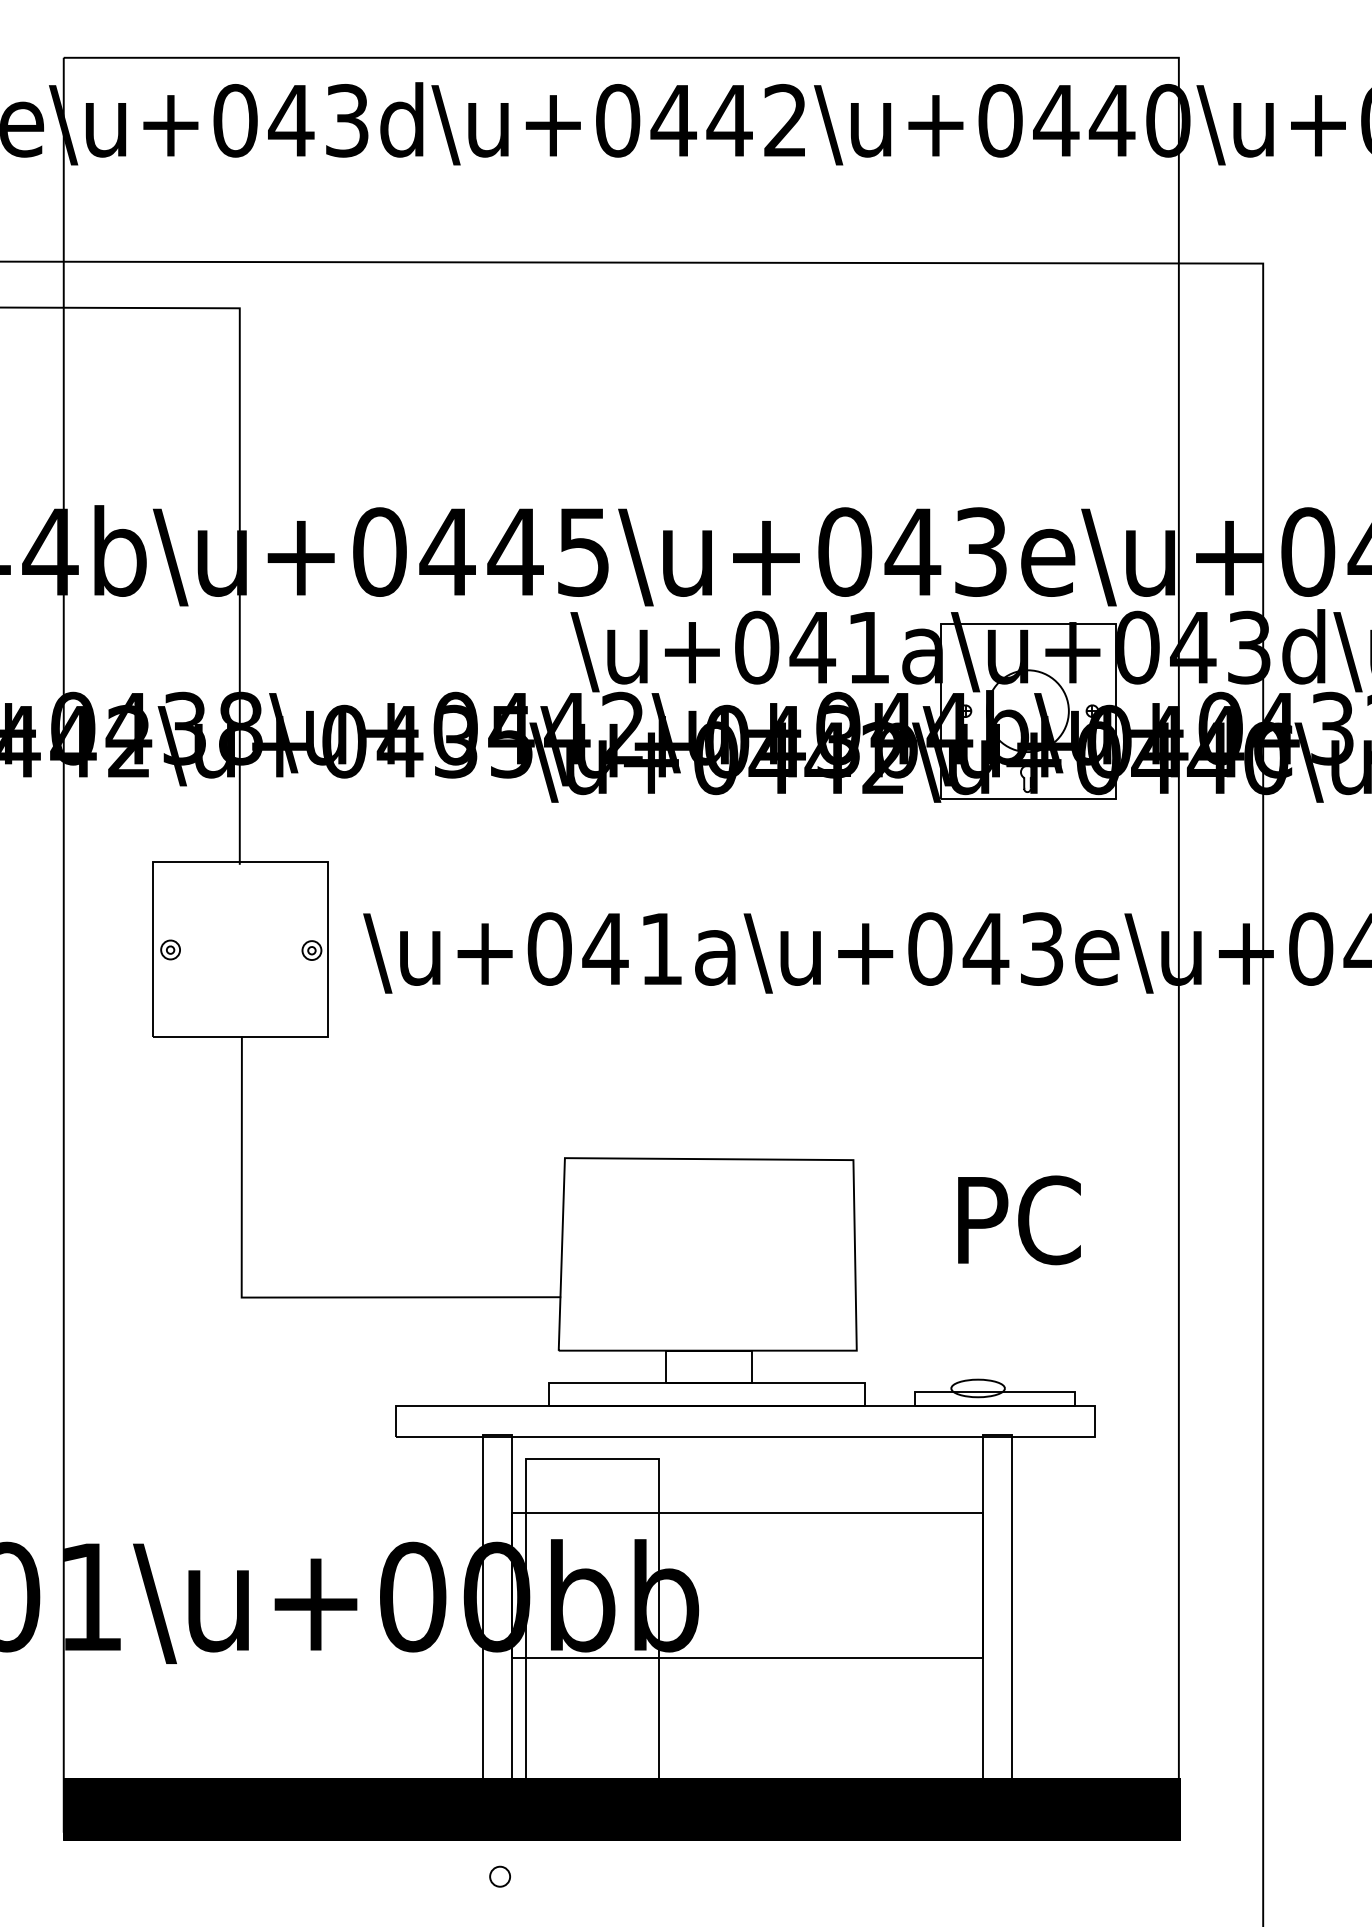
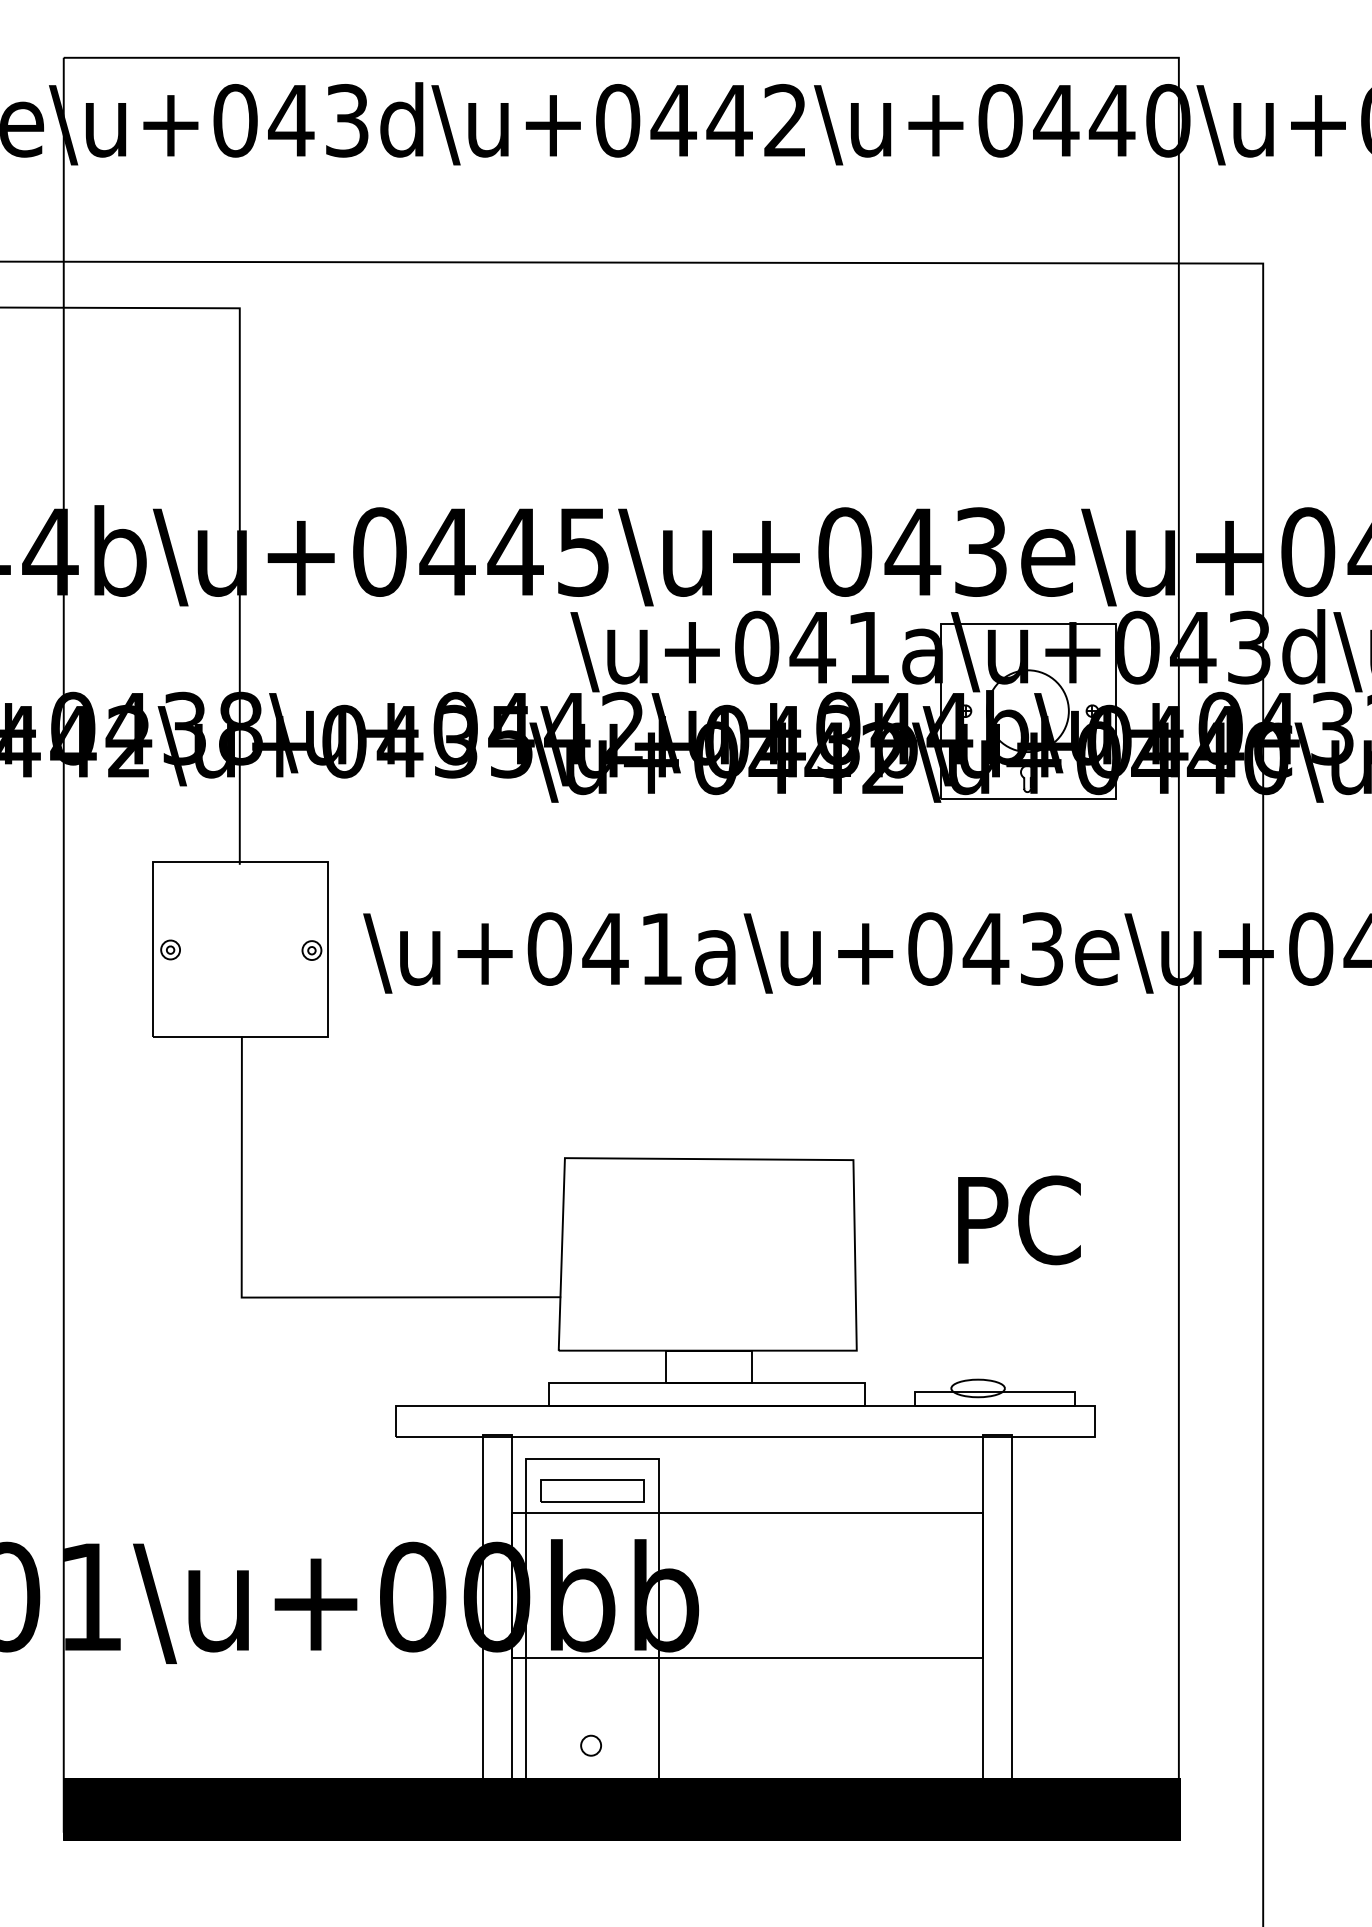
part: none -> present (592, 1490)
part position: (499, 1876) -> (590, 1745) (590, 1745)
